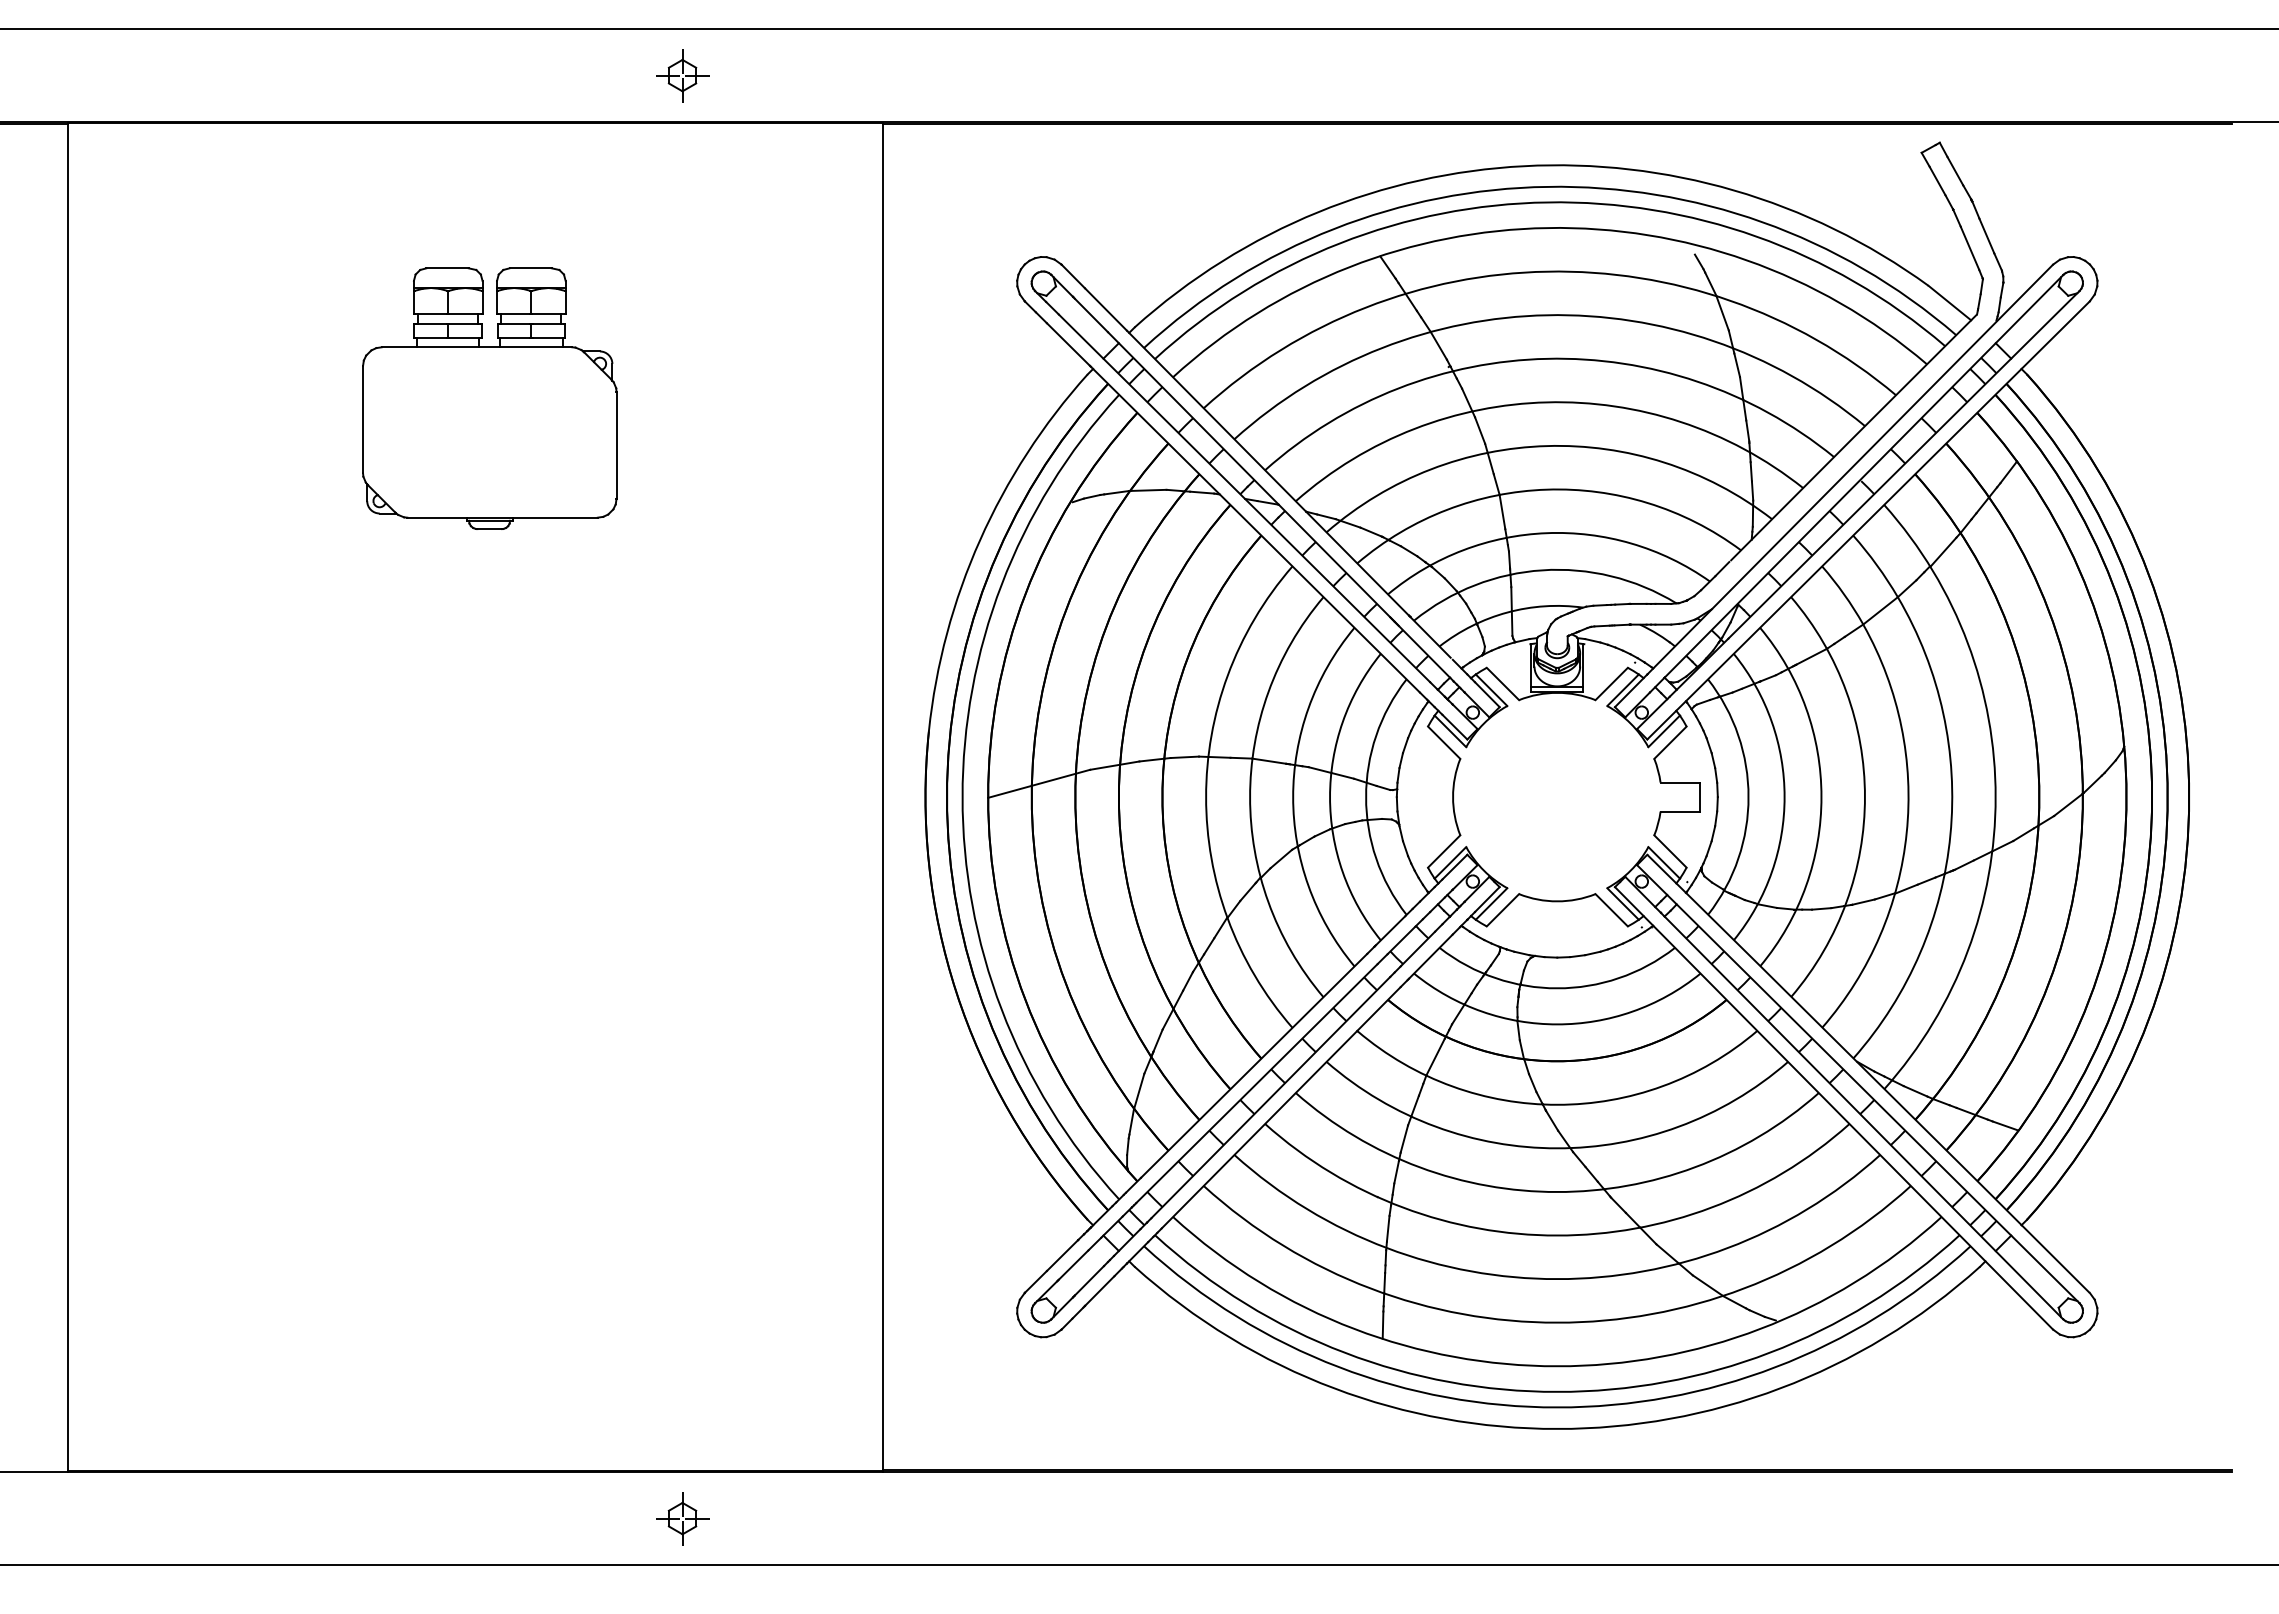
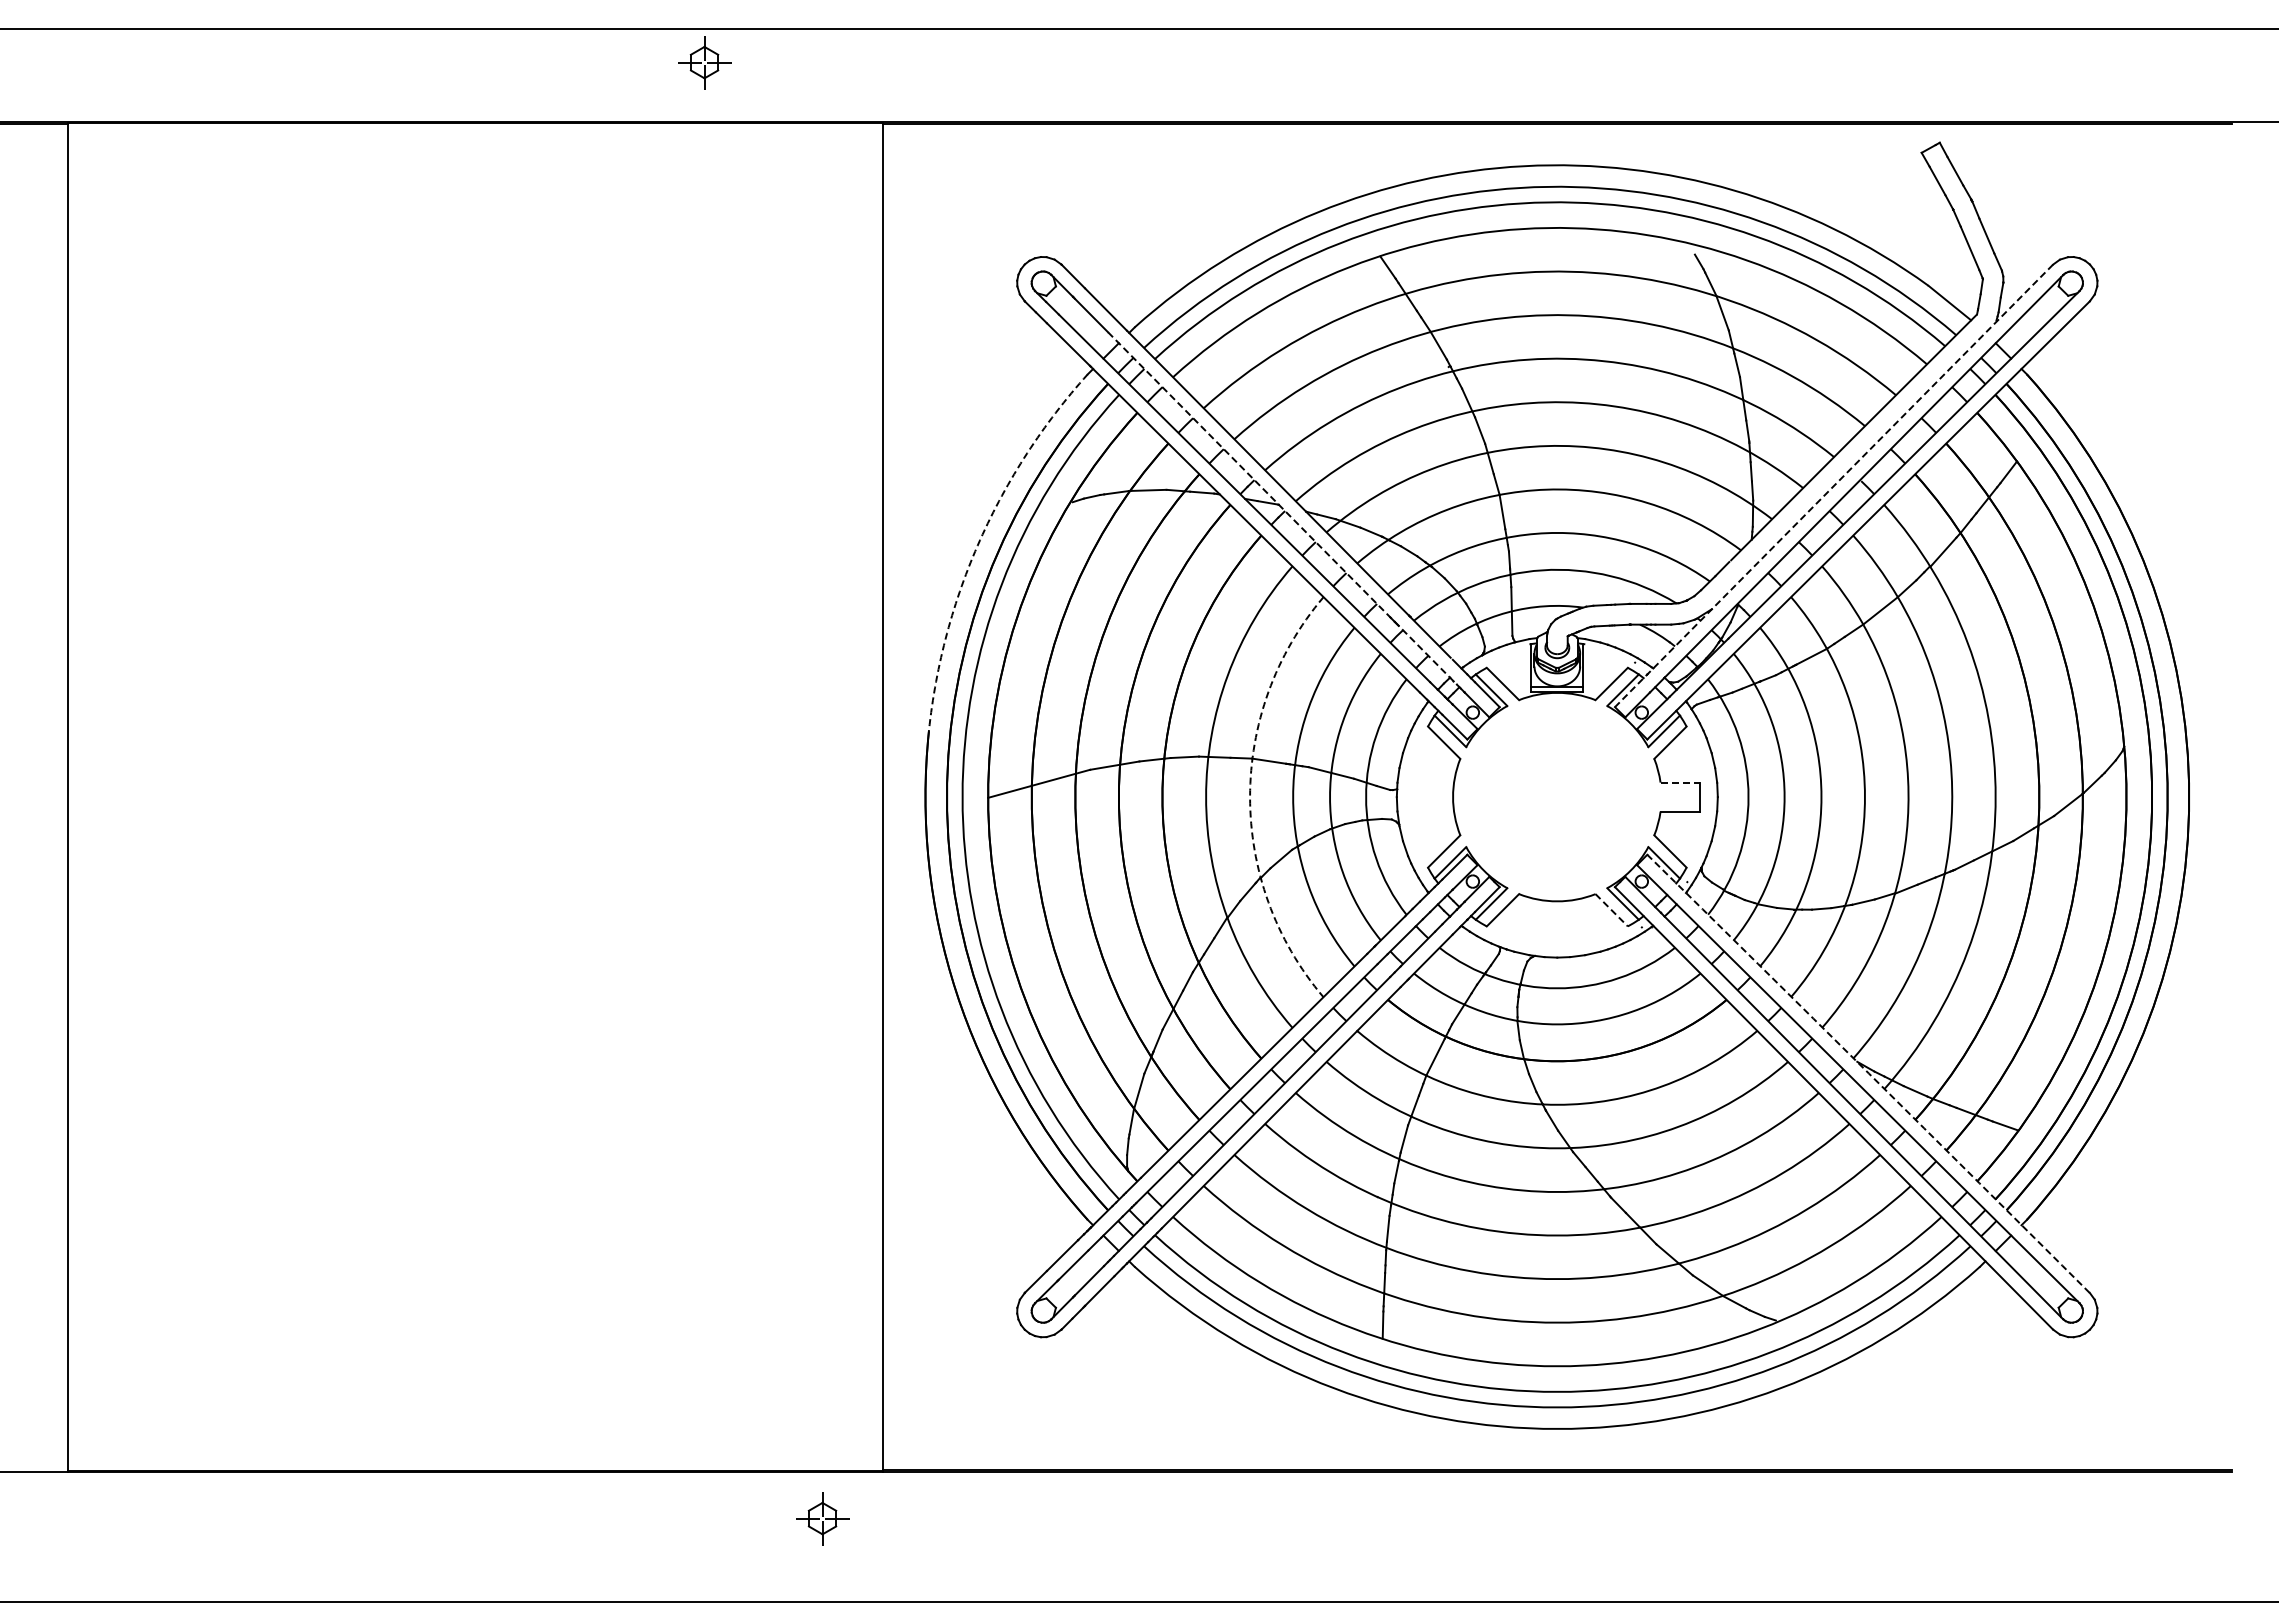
part position: (682, 75) -> (704, 62) (704, 62)
part: present -> none (489, 398)
line: solid -> dashed (1833, 486)
line: solid -> dashed (1282, 508)
arc: solid -> dashed (980, 540)
line: solid -> dashed (1680, 782)
arc: solid -> dashed (1250, 797)
line: solid -> dashed (1611, 910)
arc: solid -> dashed (1868, 1073)
part position: (682, 1518) -> (822, 1518) (822, 1518)
line position: (1138, 1565) -> (1138, 1602) (1138, 1602)
